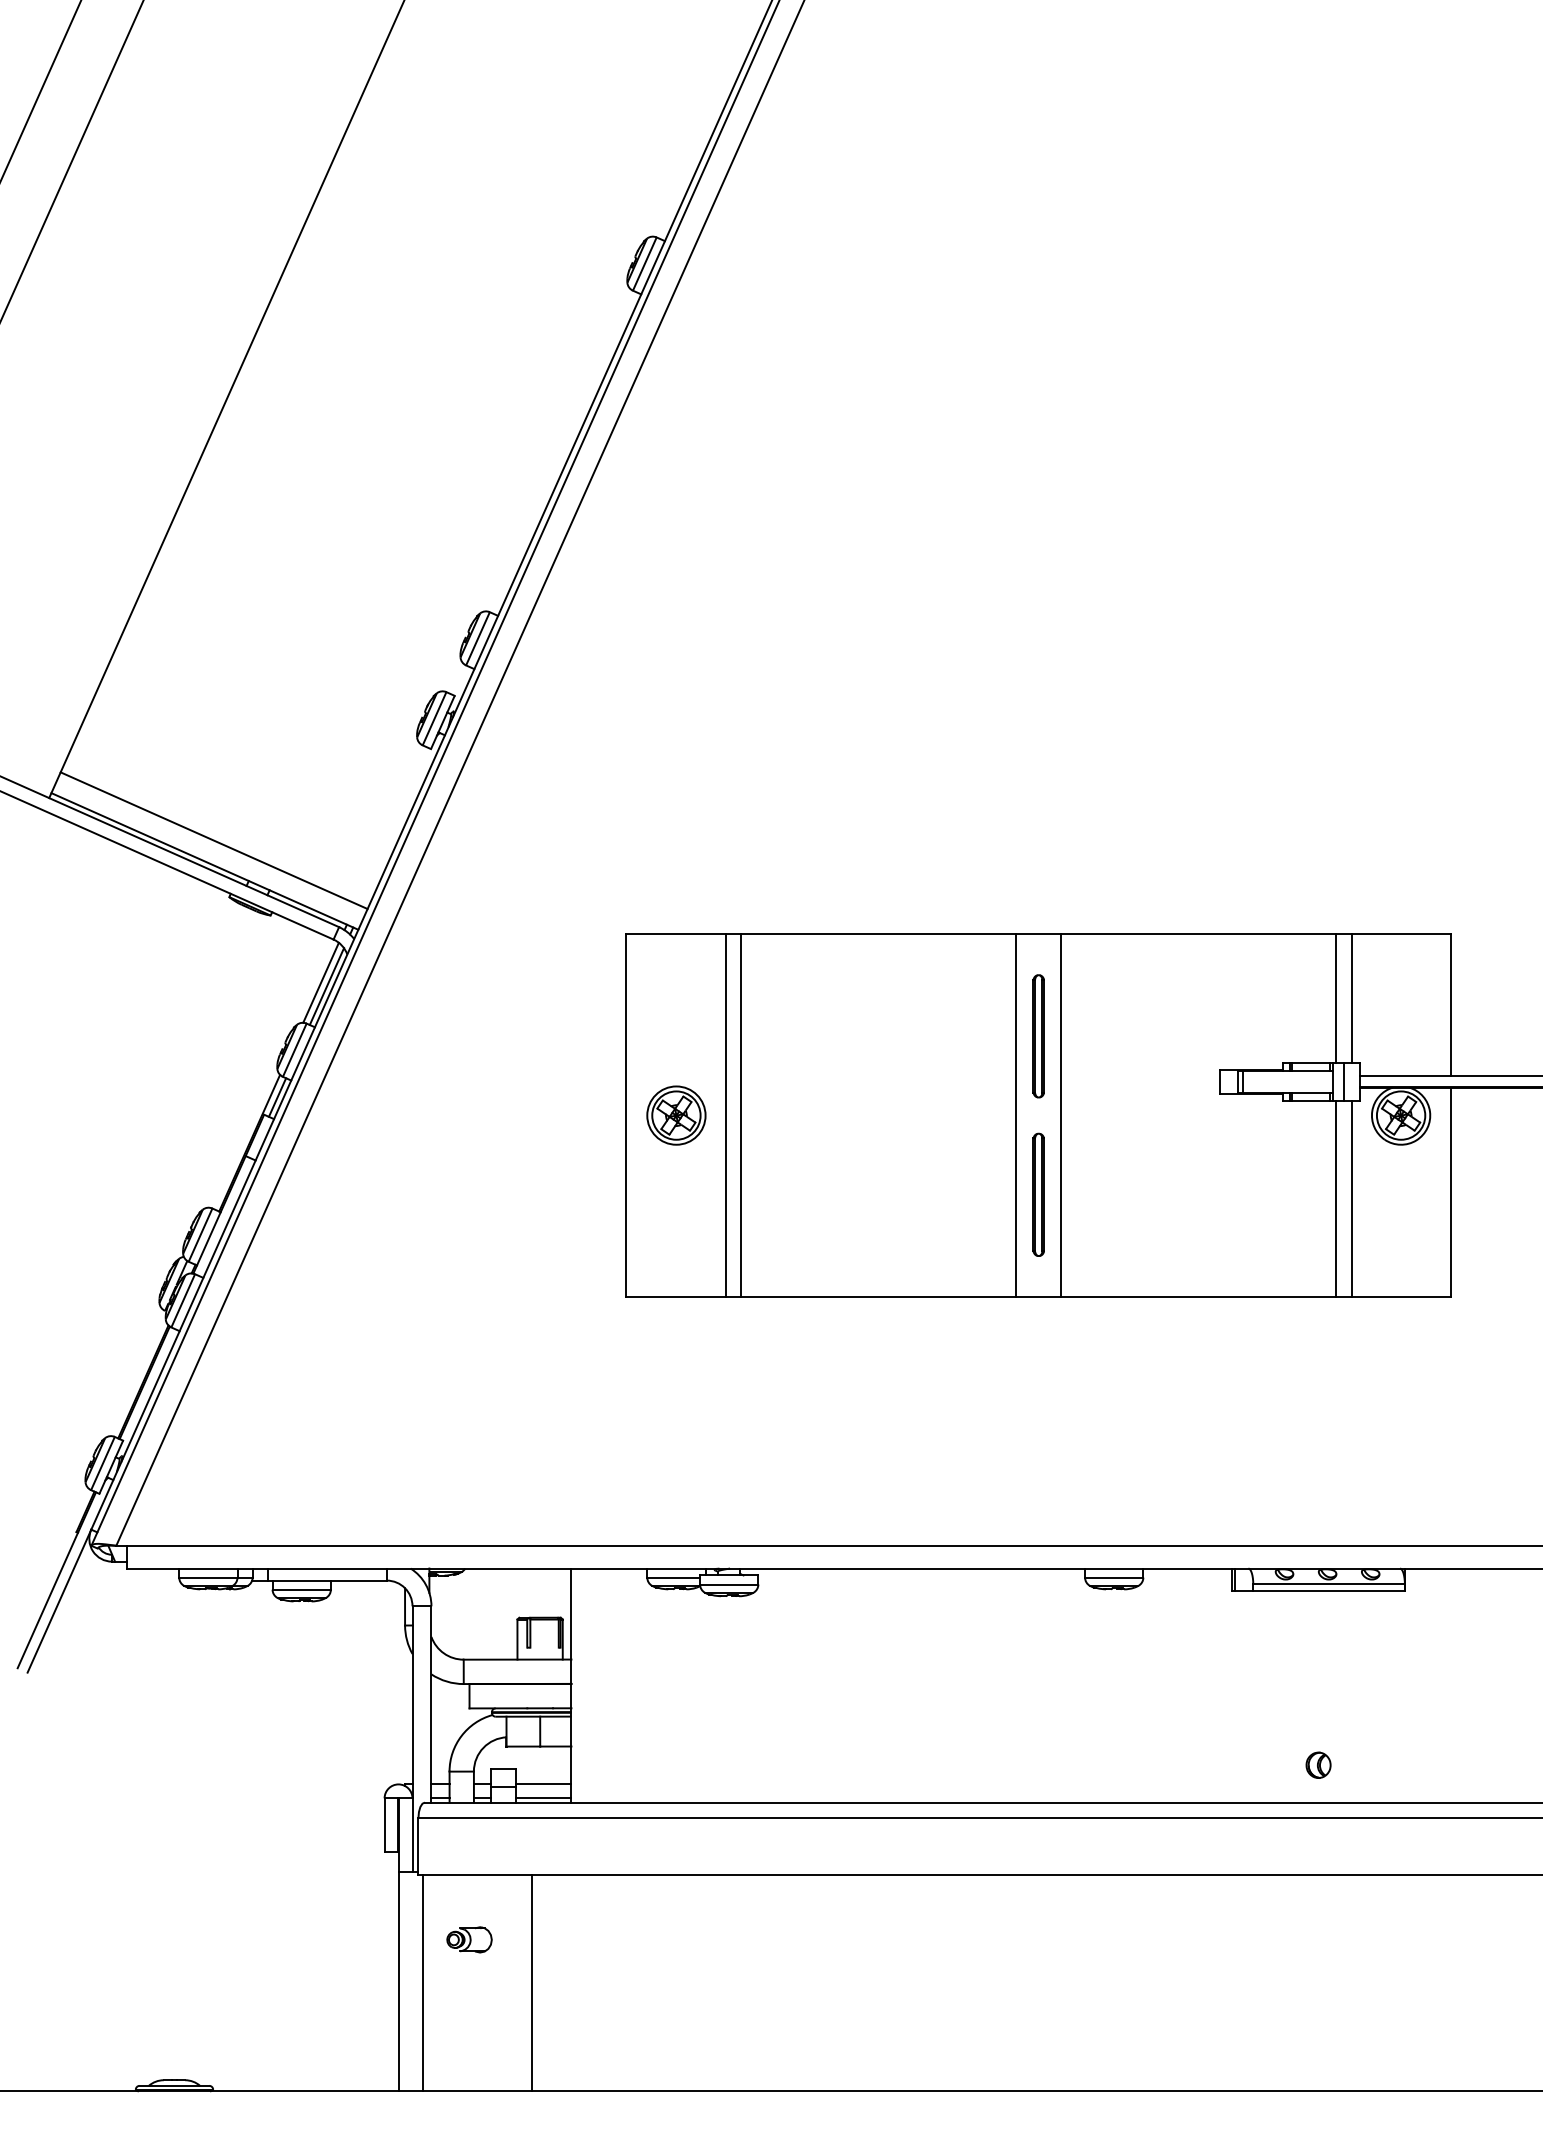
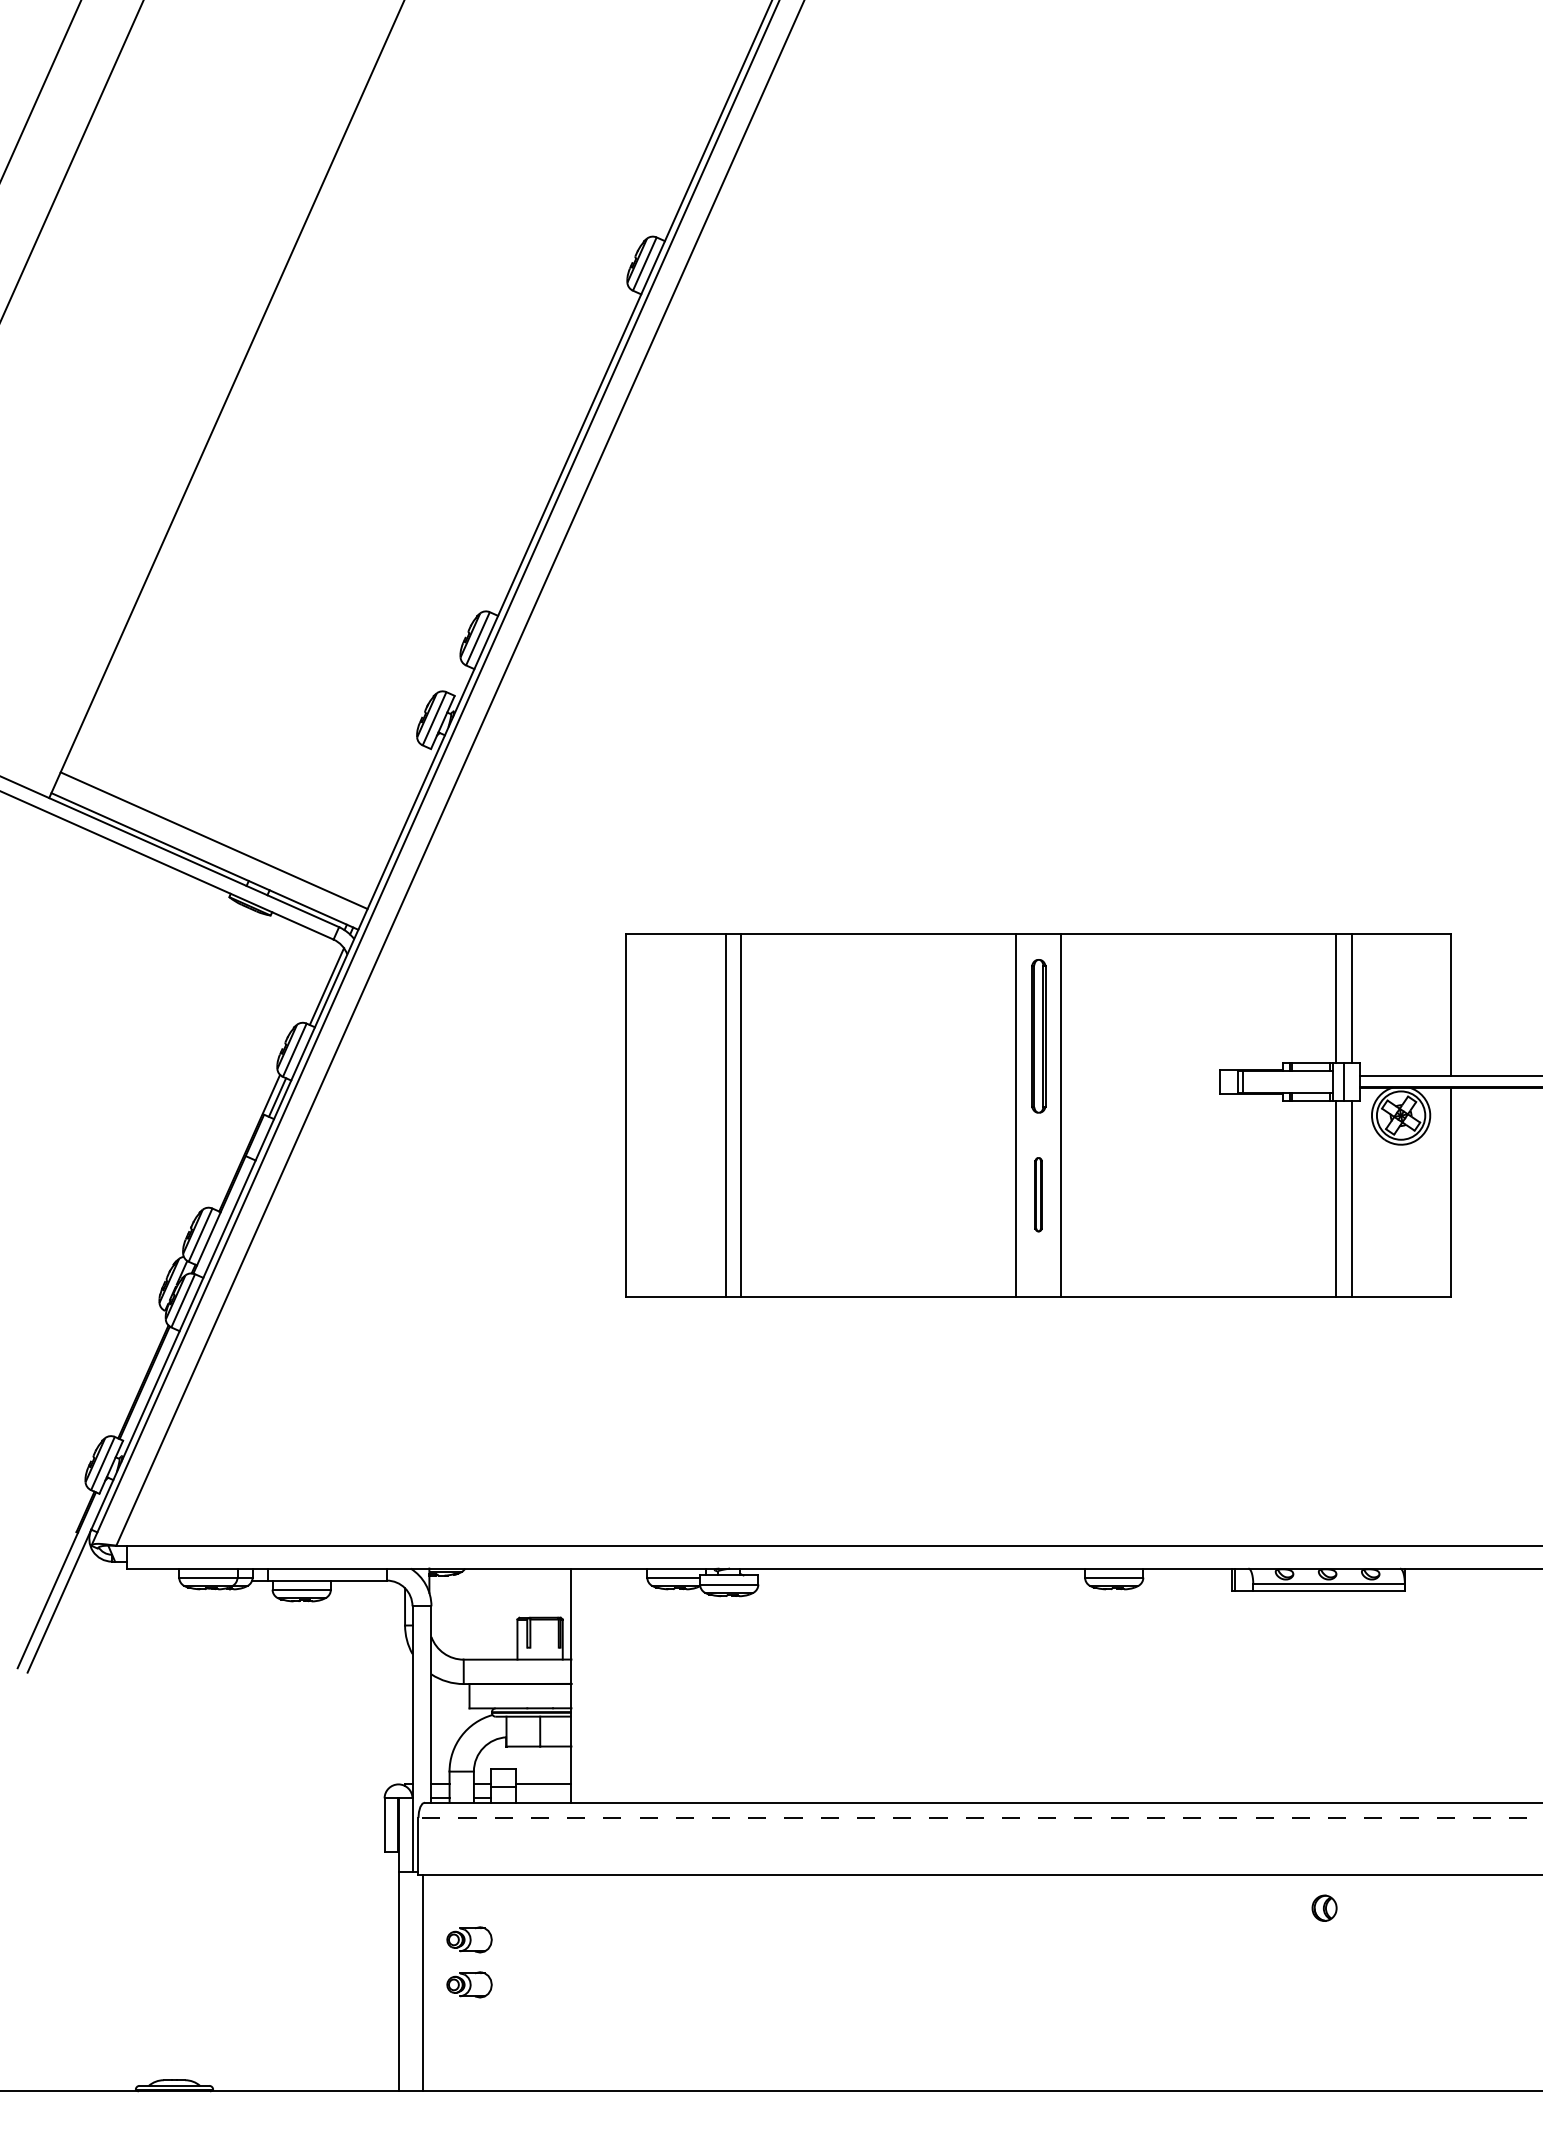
line: present -> none (320, 982)
part size: 13x125 px -> 16x155 px (1038, 1036)
part: present -> none (676, 1115)
part size: 13x125 px -> 9x76 px (1038, 1194)
part position: (1318, 1764) -> (1324, 1907) (1324, 1907)
line: present -> none (543, 1798)
line: solid -> dashed (980, 1817)
line: present -> none (532, 1983)
part: none -> present (469, 1984)
